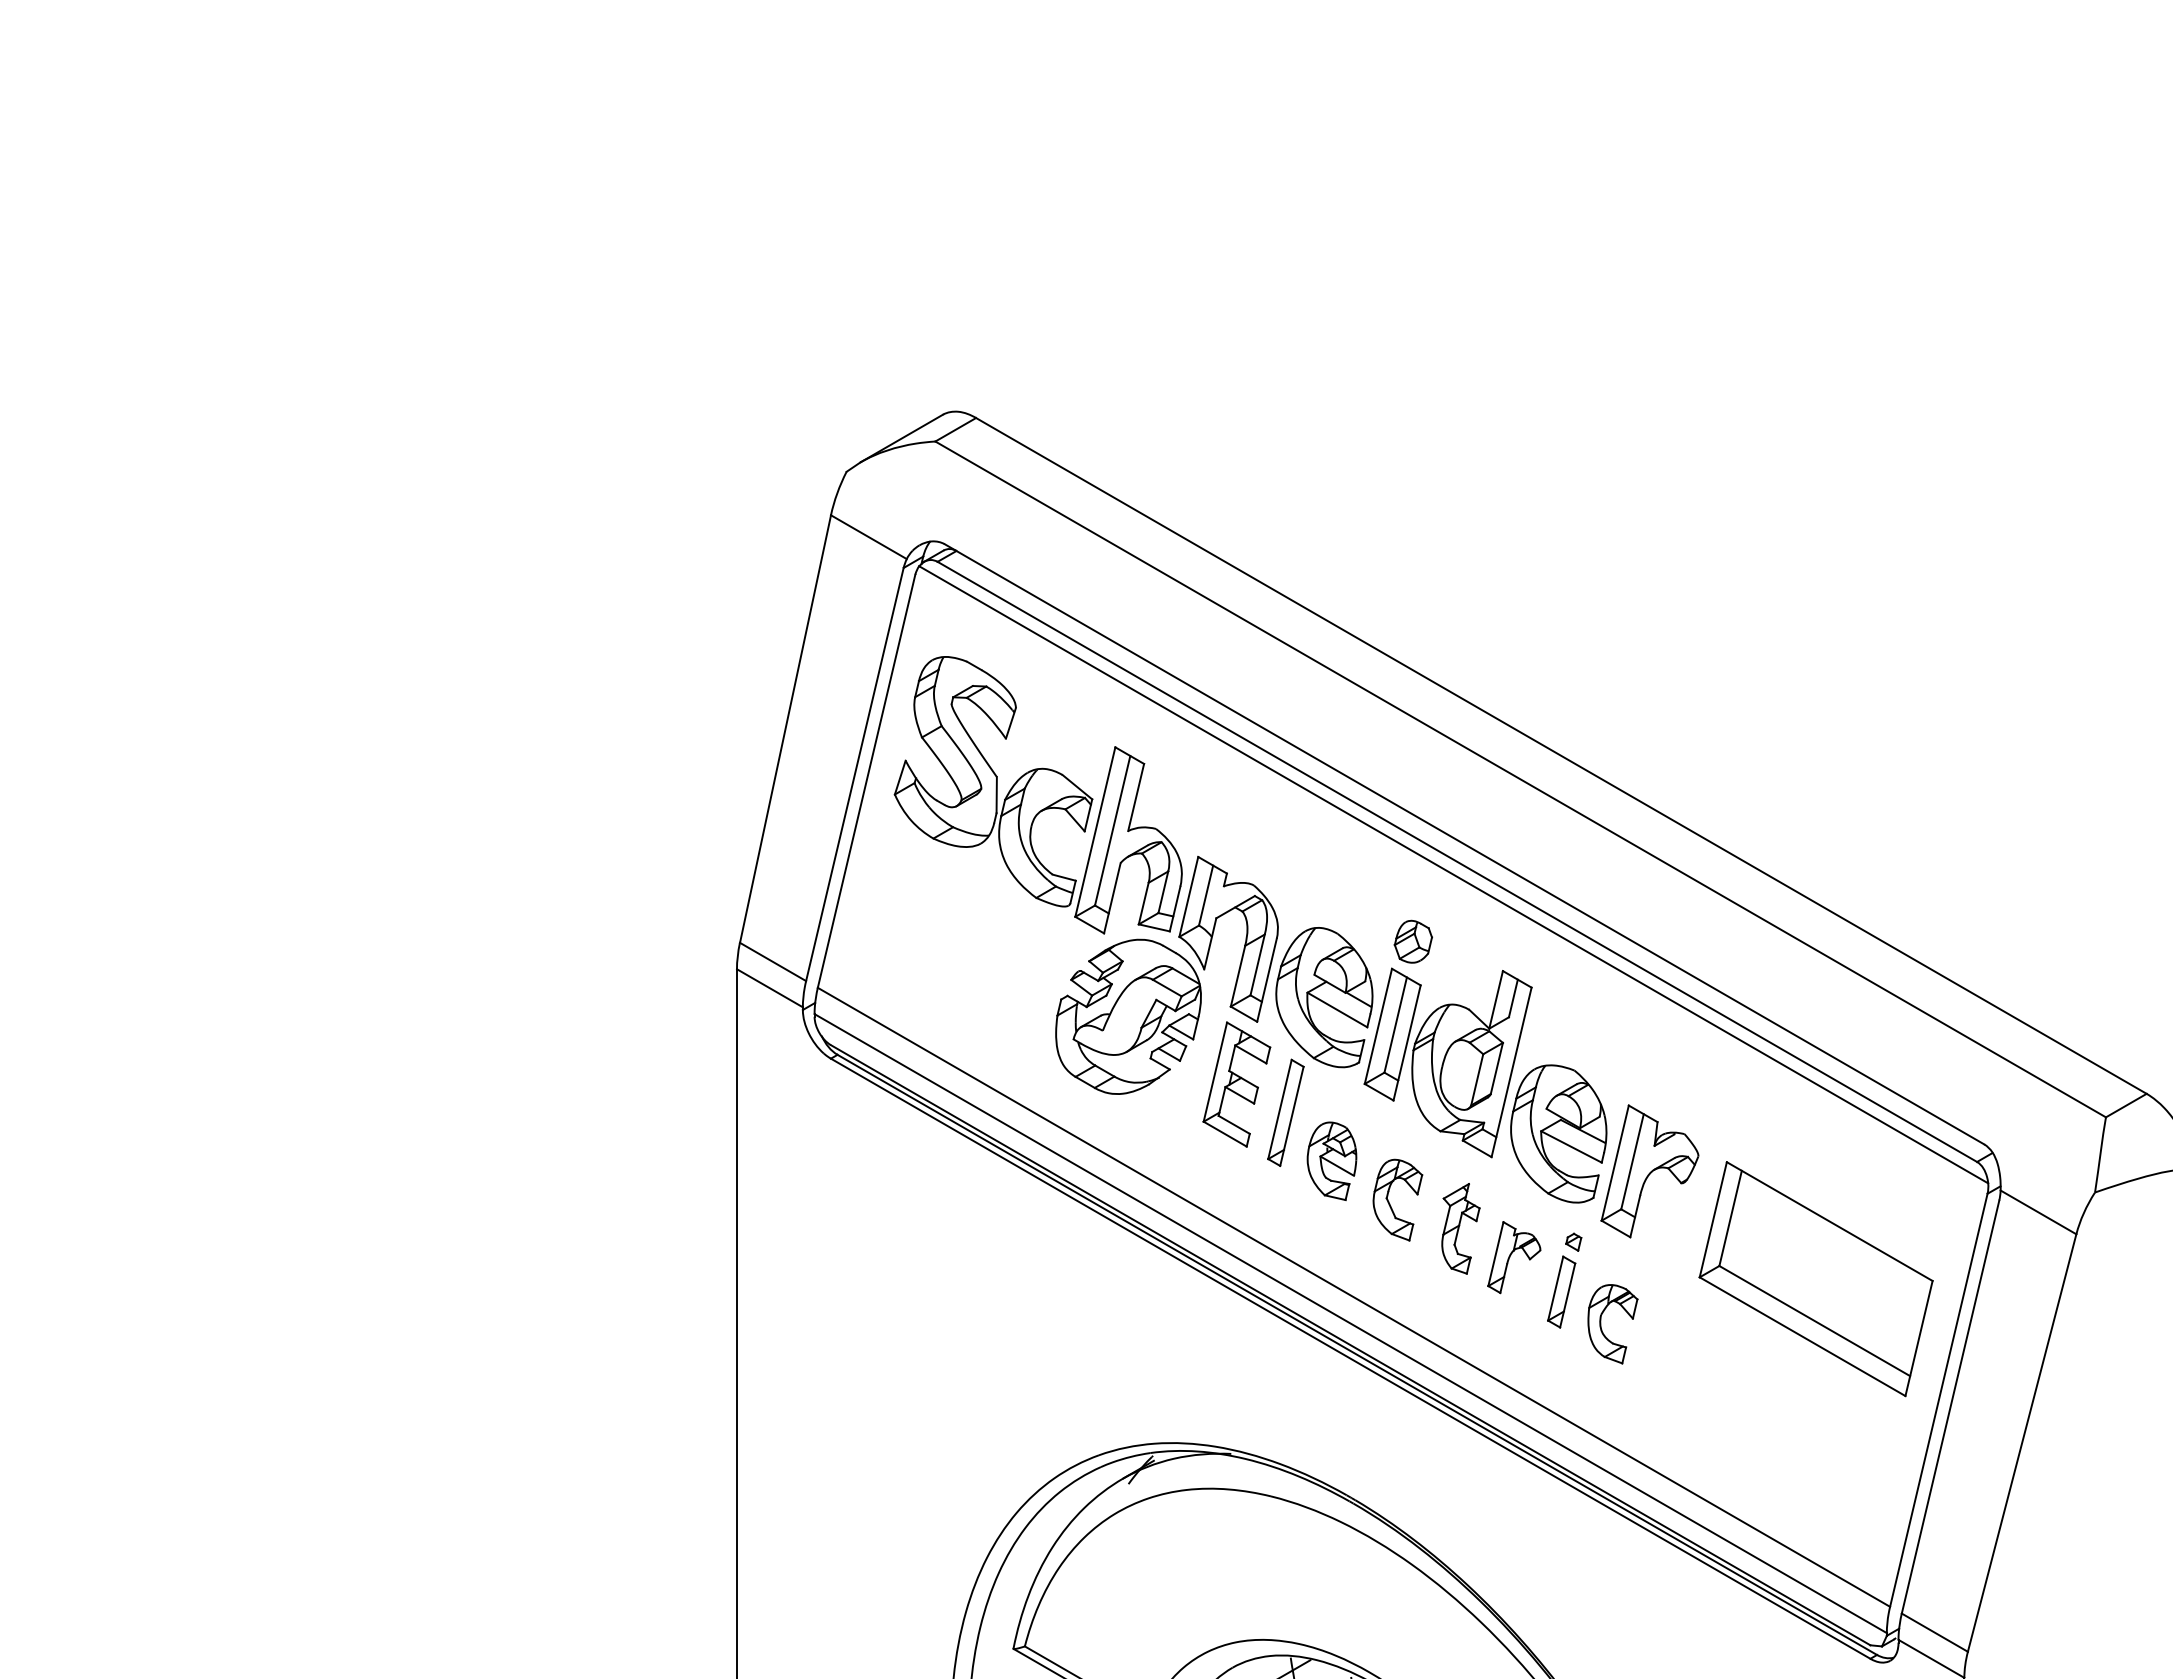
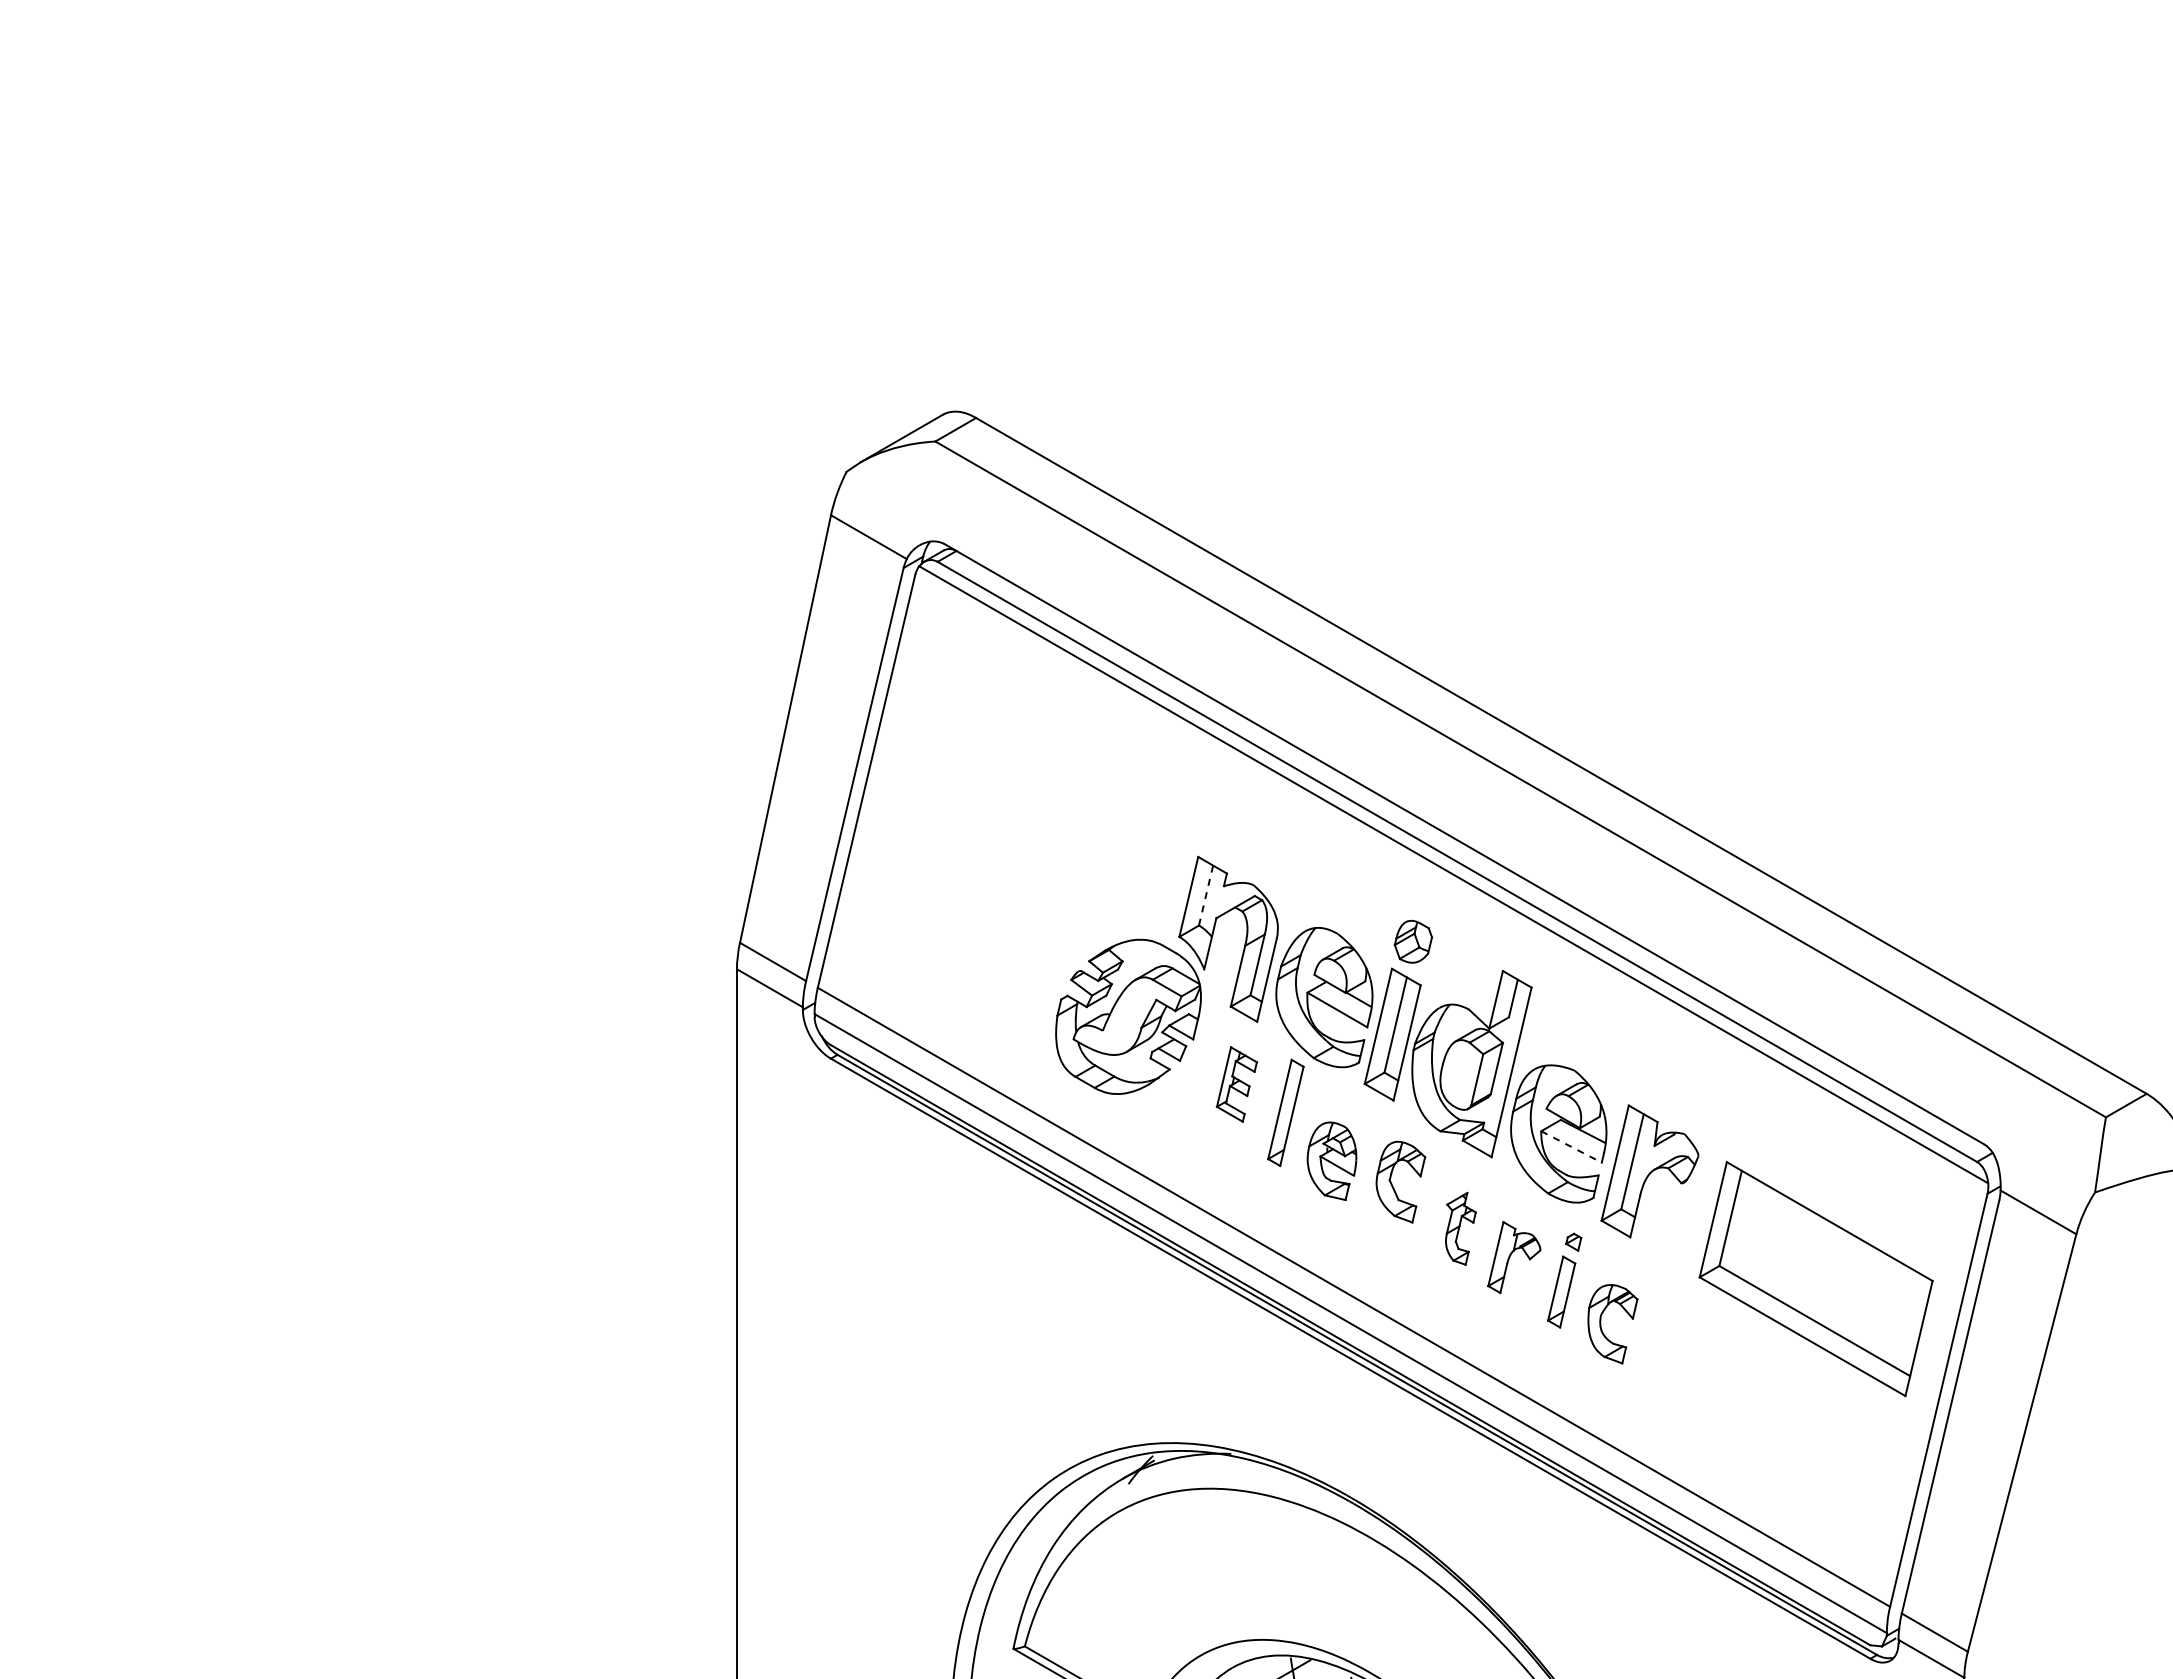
part: present -> none (1037, 795)
line: solid -> dashed (1206, 895)
part size: 70x127 px -> 43x77 px (1236, 1084)
line: solid -> dashed (1571, 1147)
part position: (1390, 1203) -> (1393, 1185) (1393, 1185)
part size: 40x92 px -> 32x74 px (1460, 1228)
